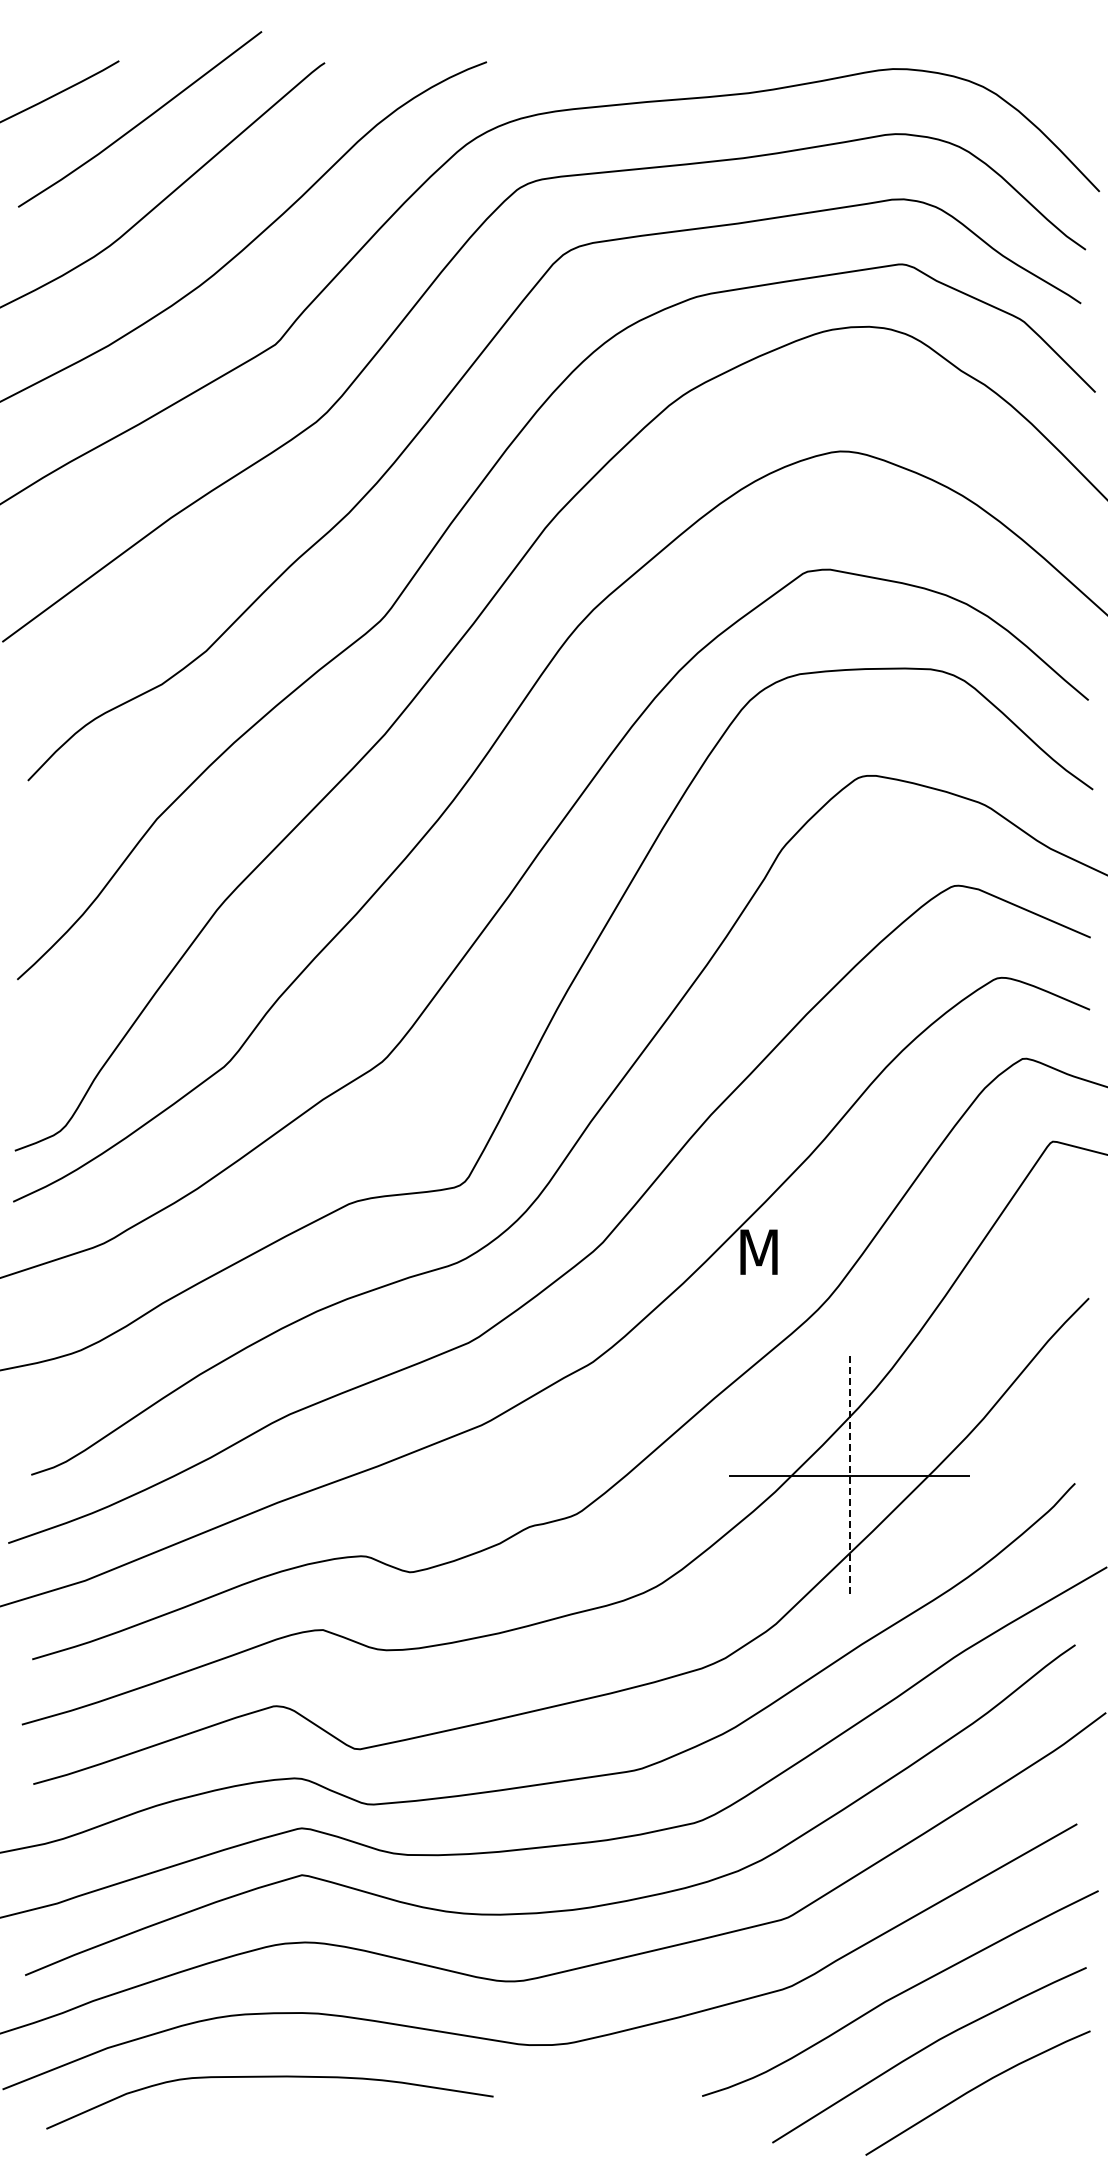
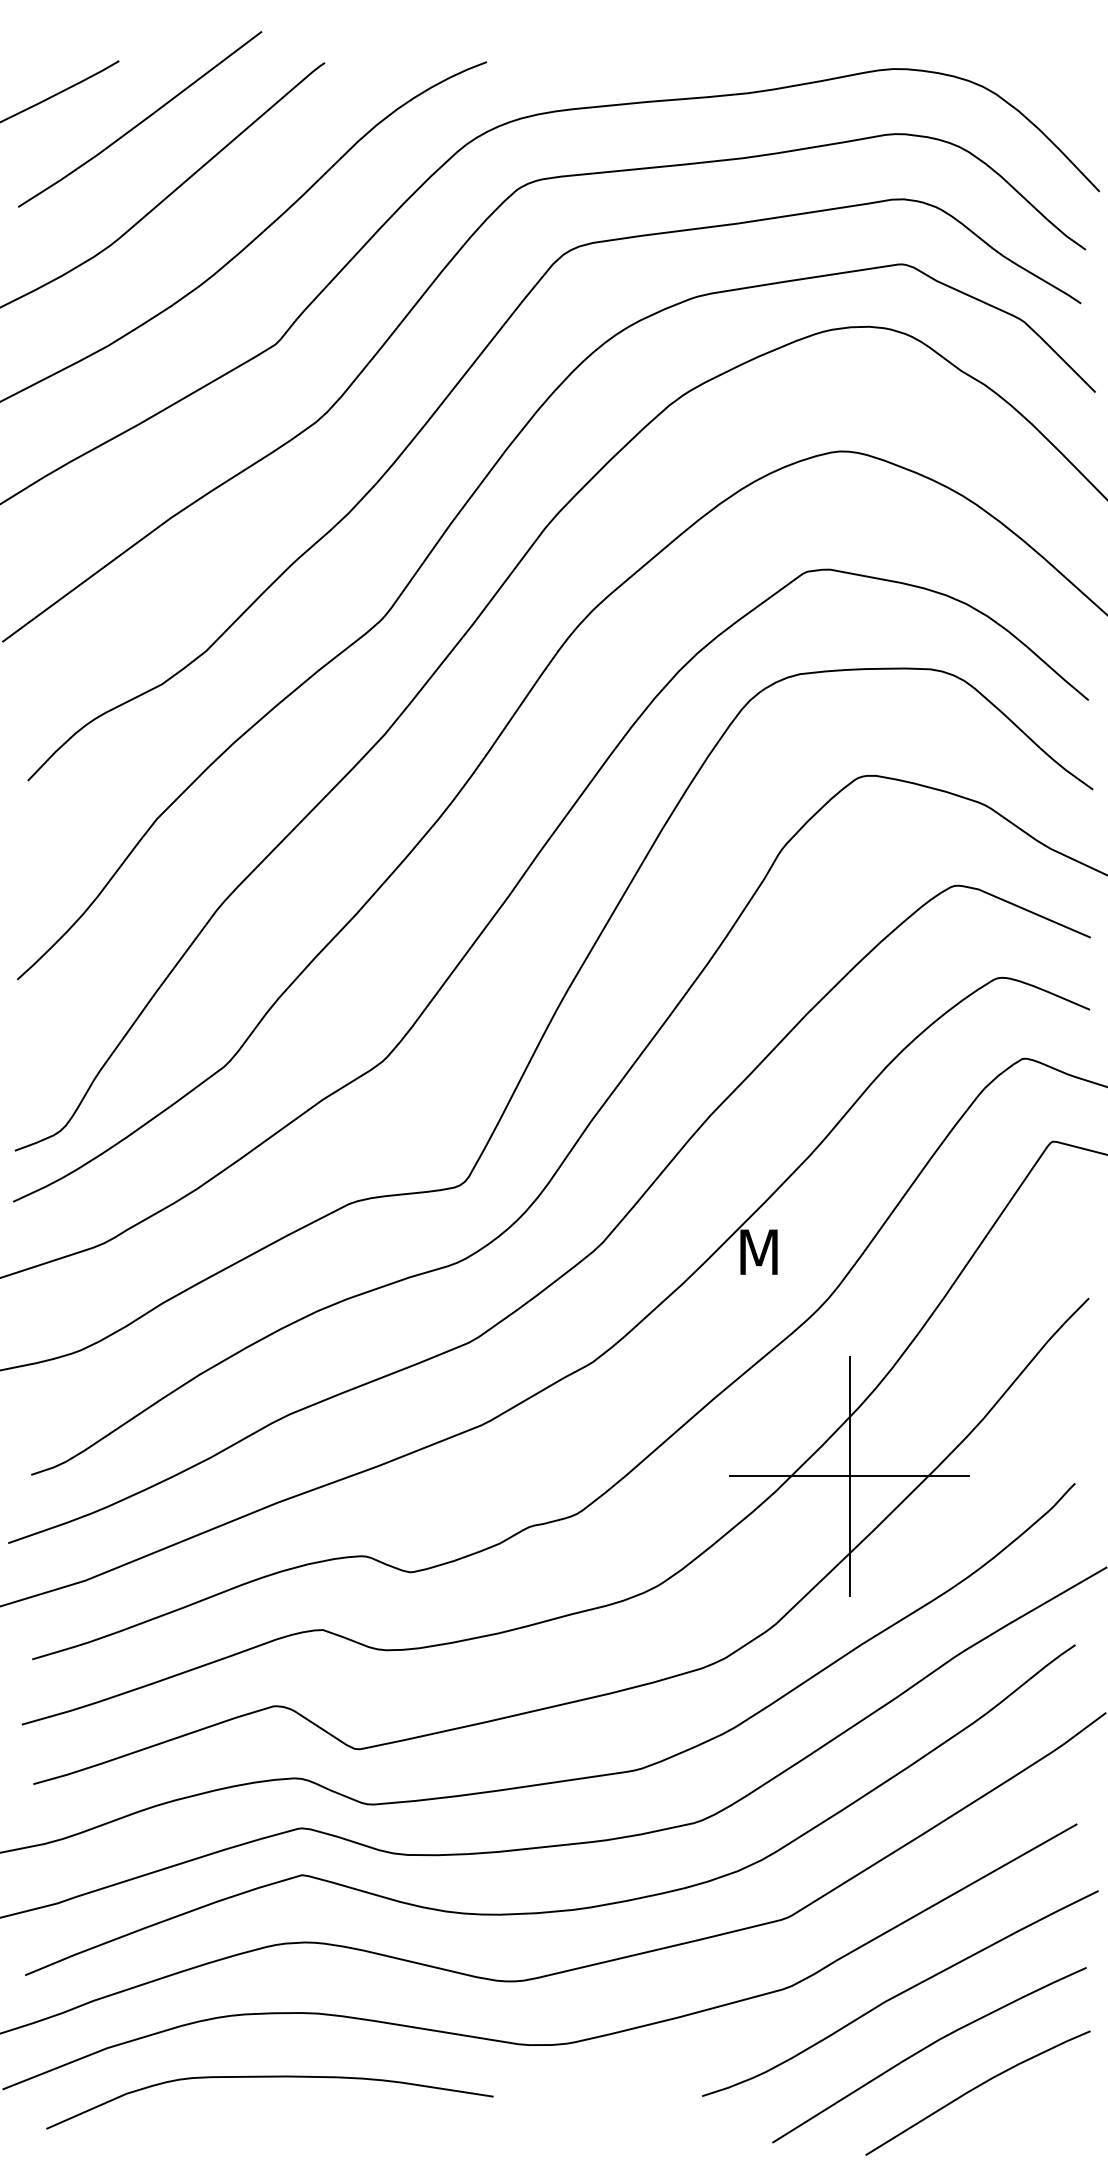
line: dashed -> solid (849, 1476)
